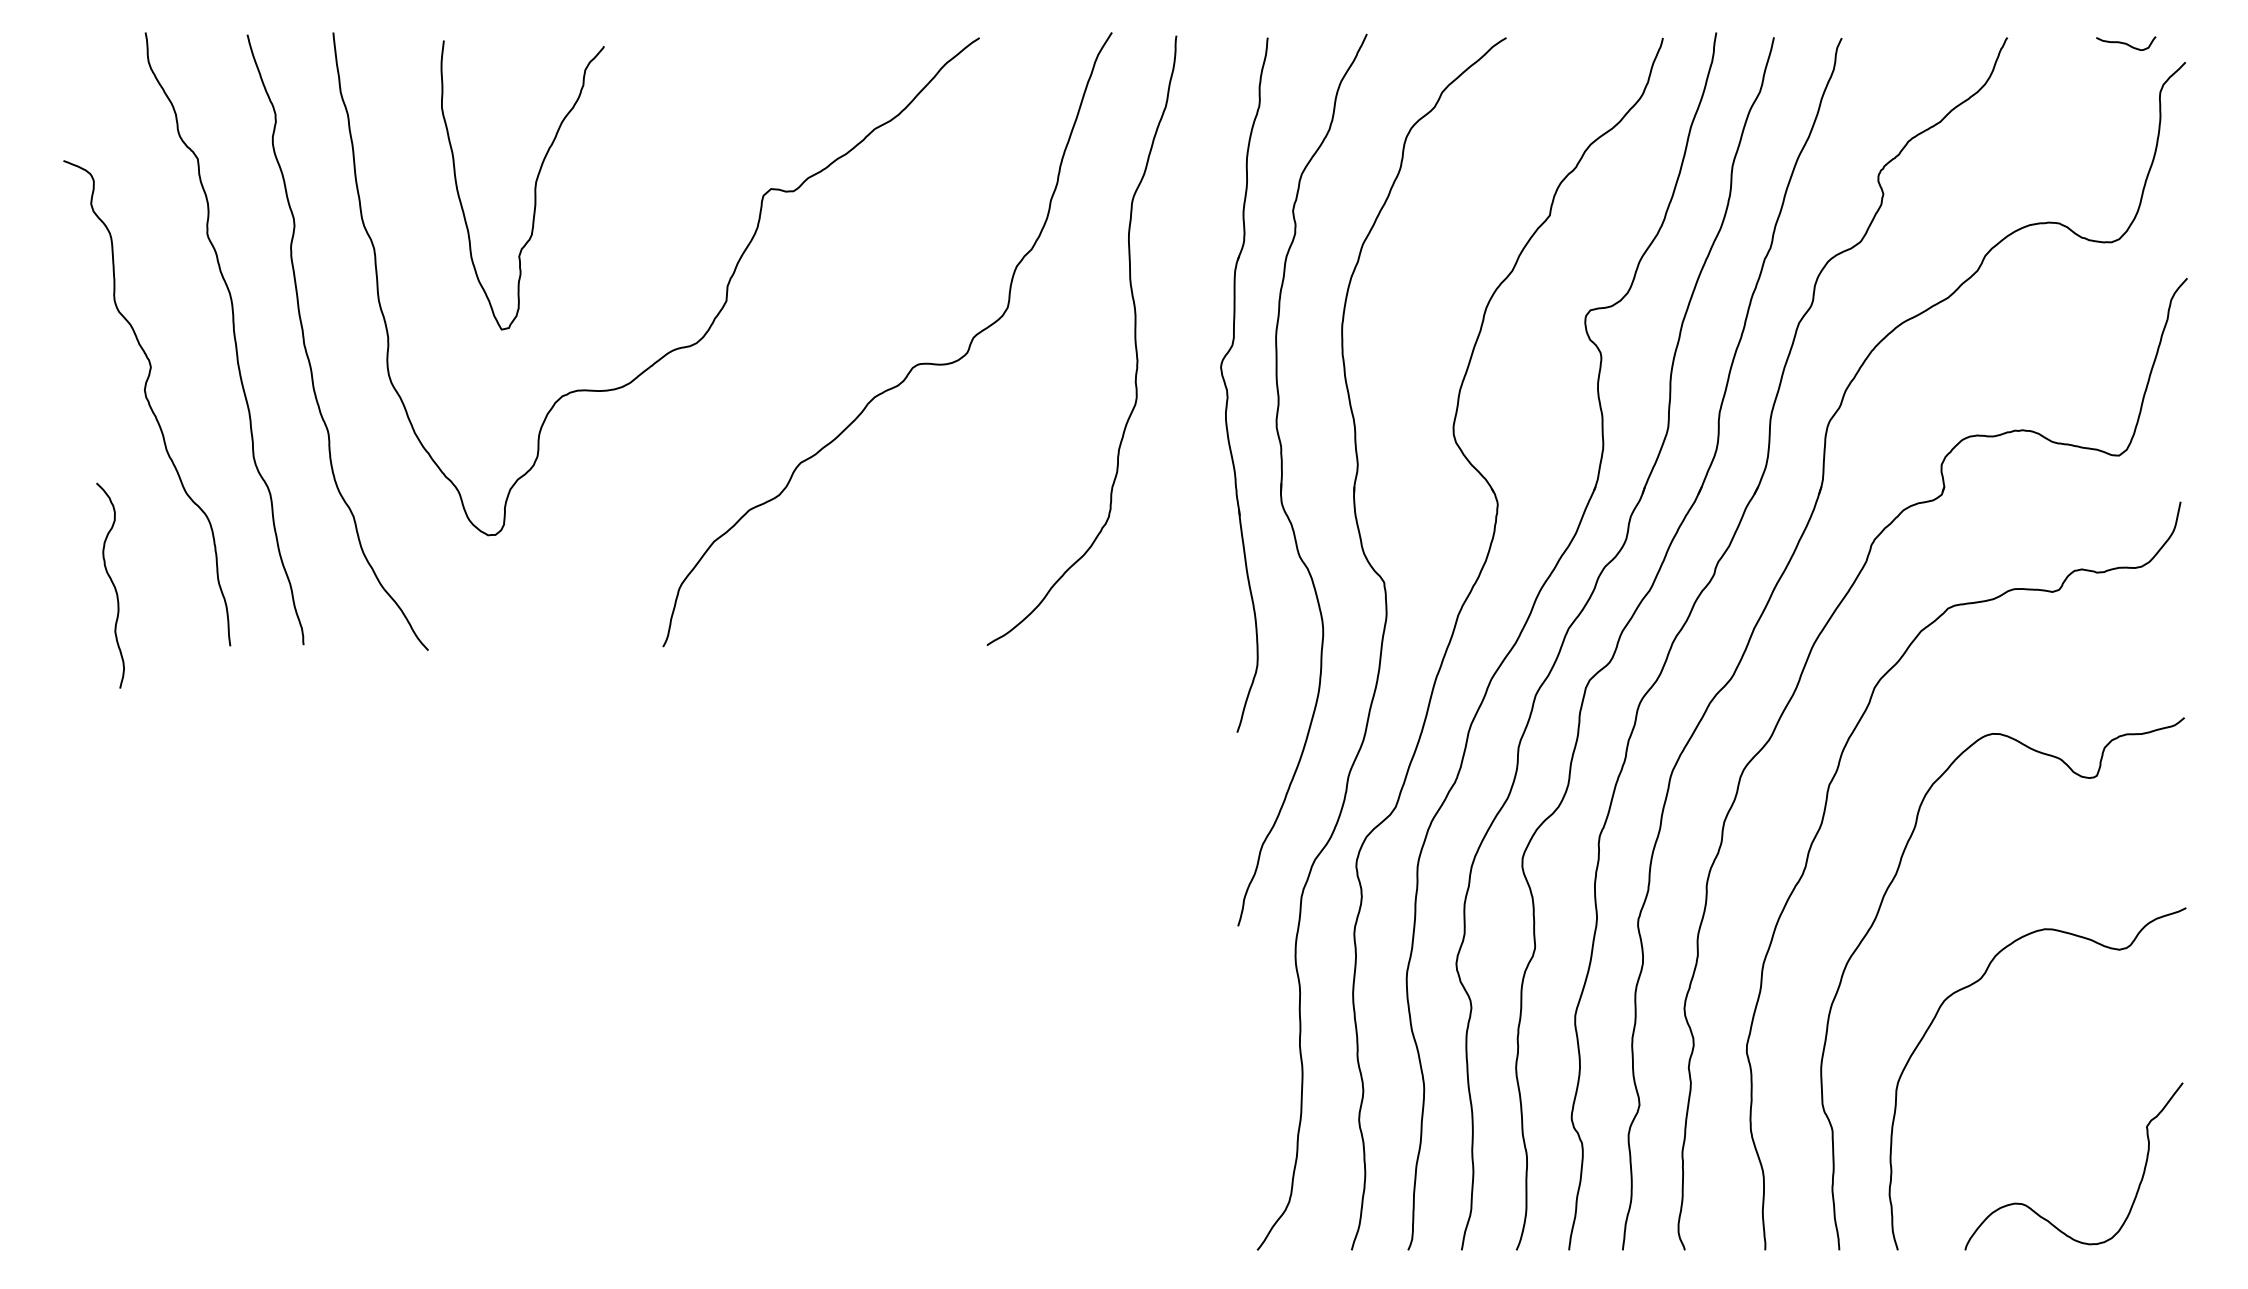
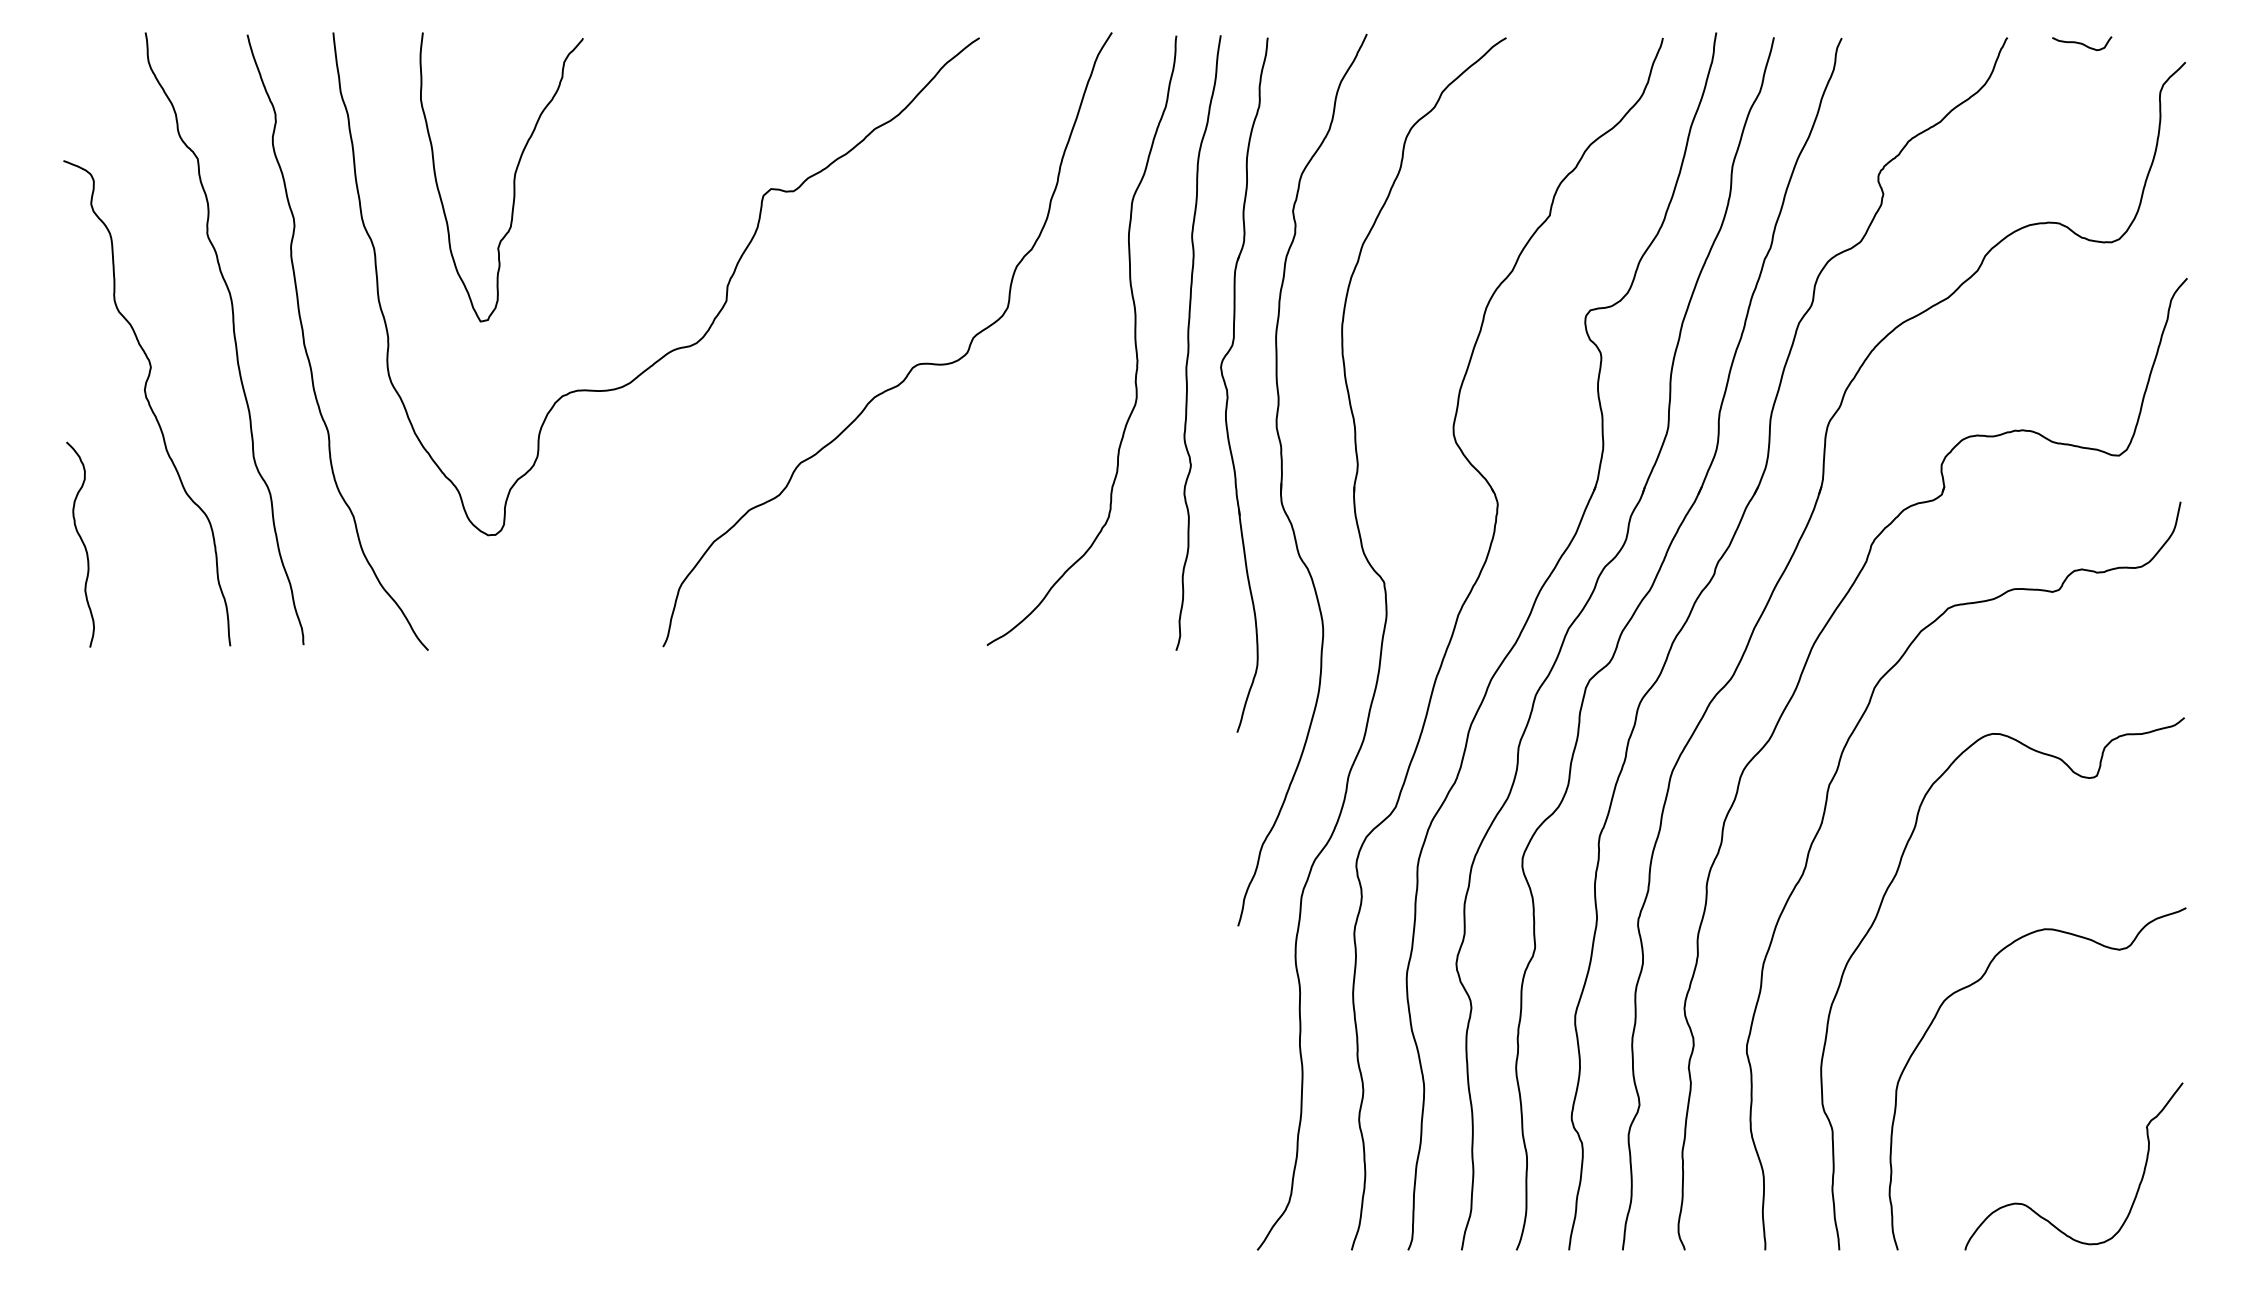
curve position: (2126, 43) -> (2082, 43) (2082, 43)
curve position: (534, 185) -> (513, 177) (513, 177)
curve: none -> present (1189, 342)
curve position: (112, 584) -> (82, 543) (82, 543)
